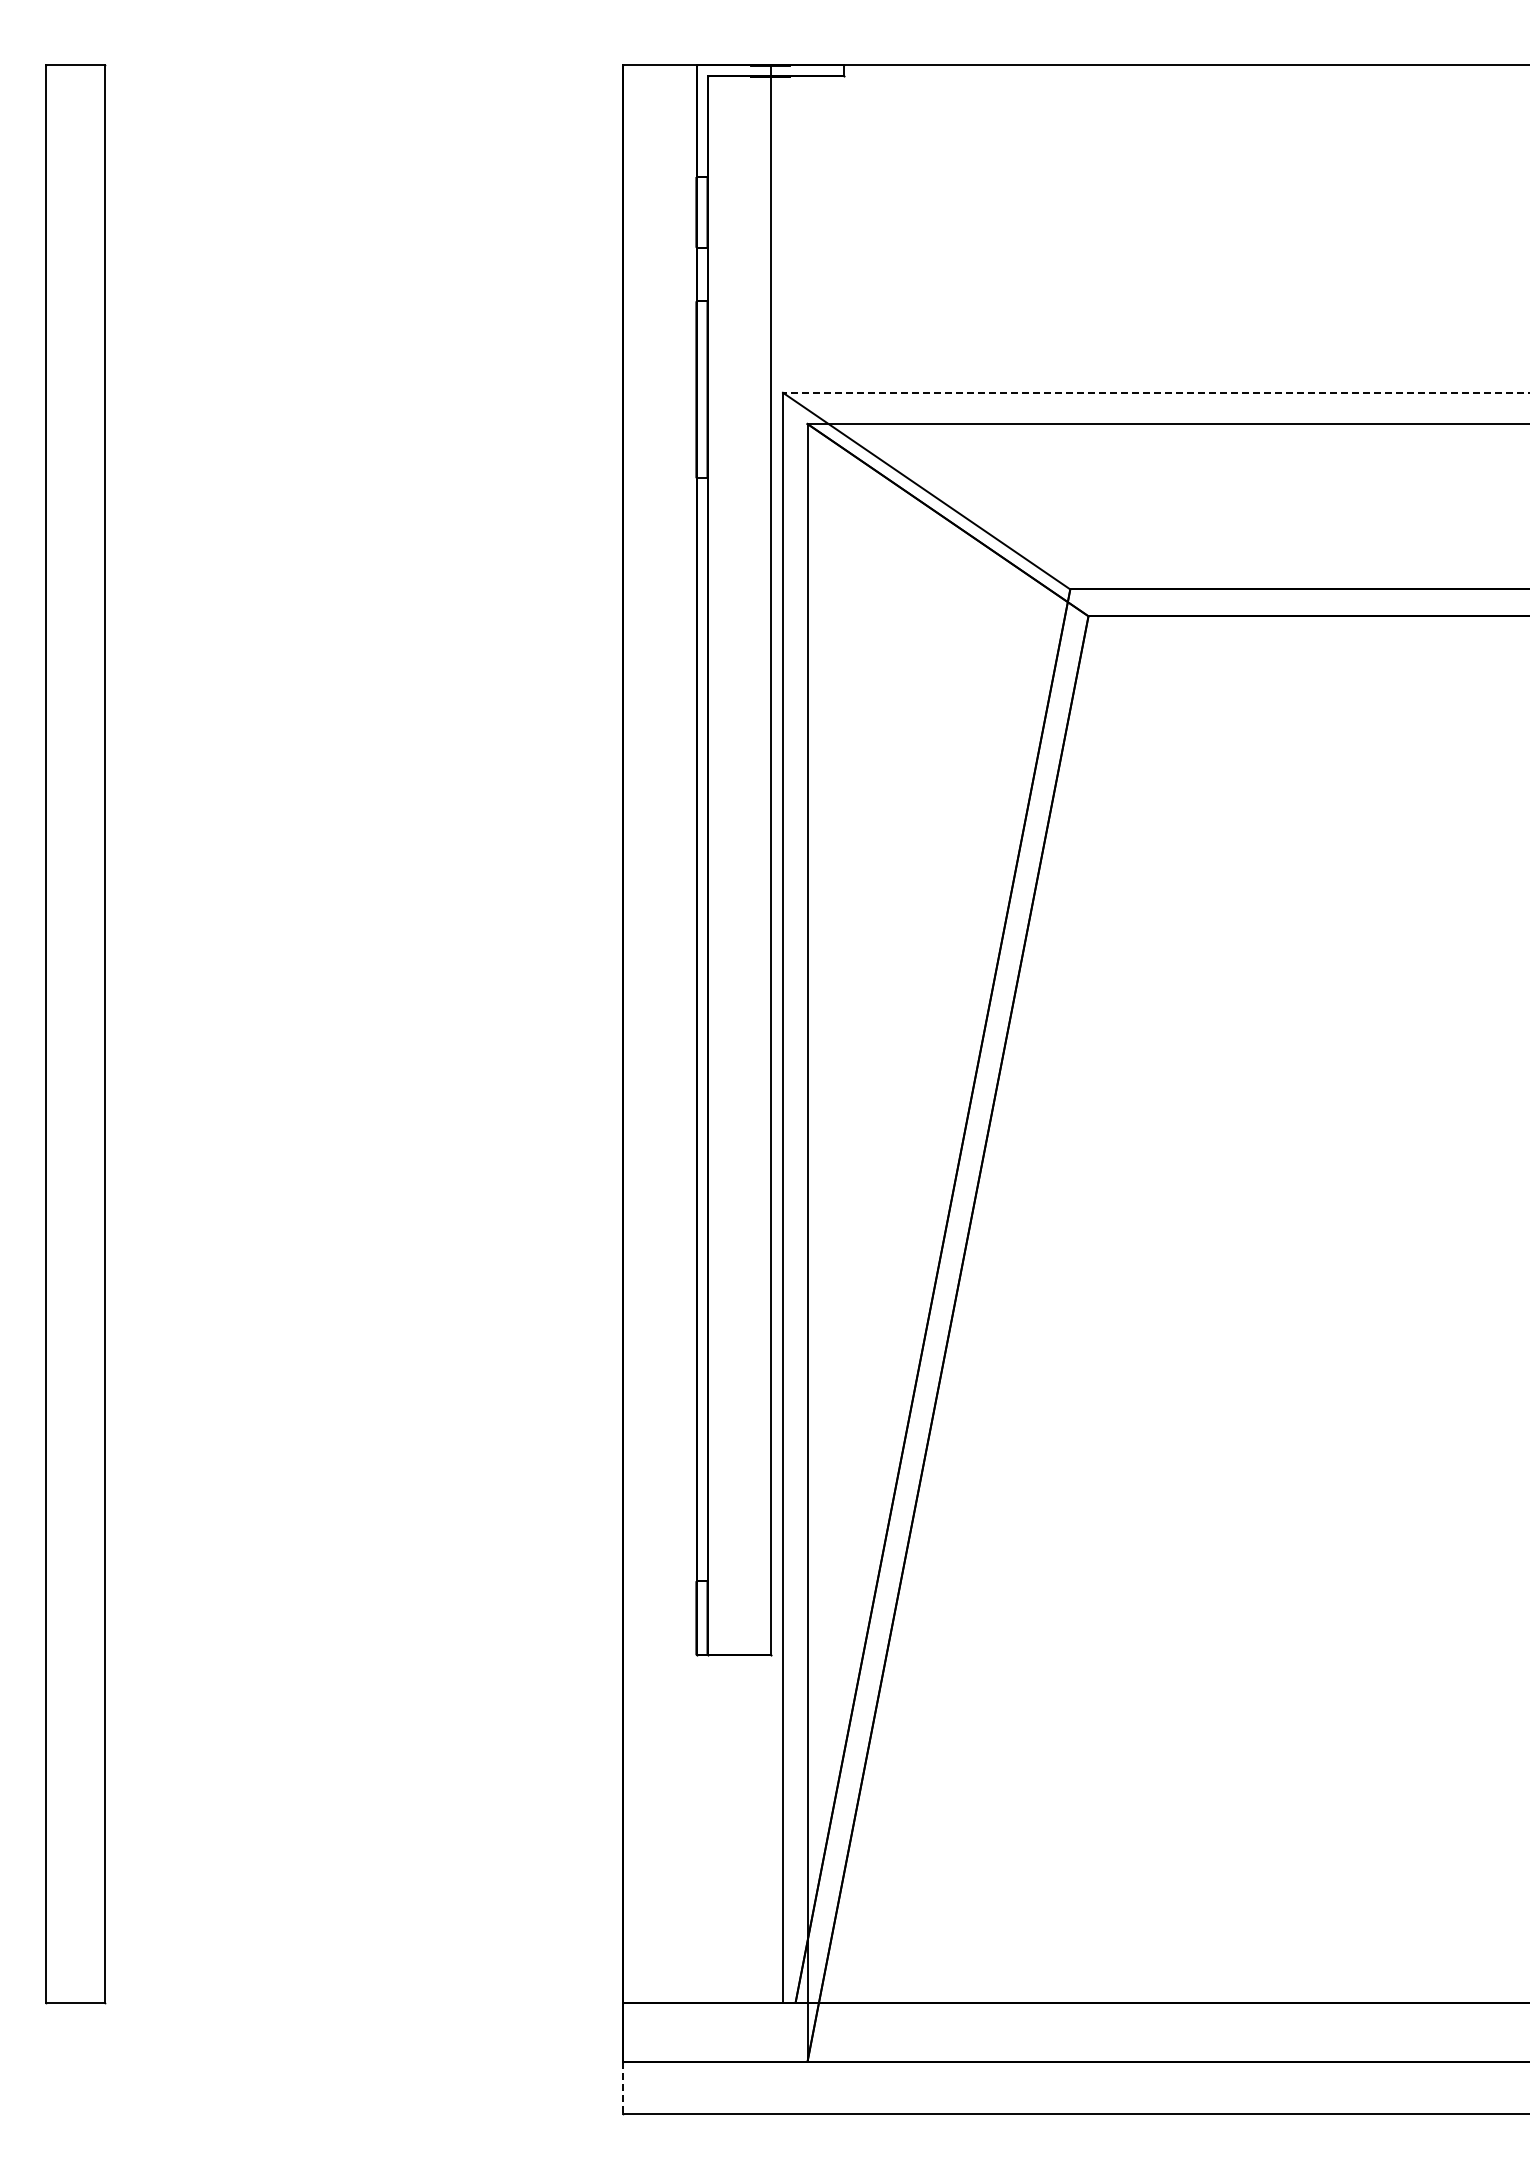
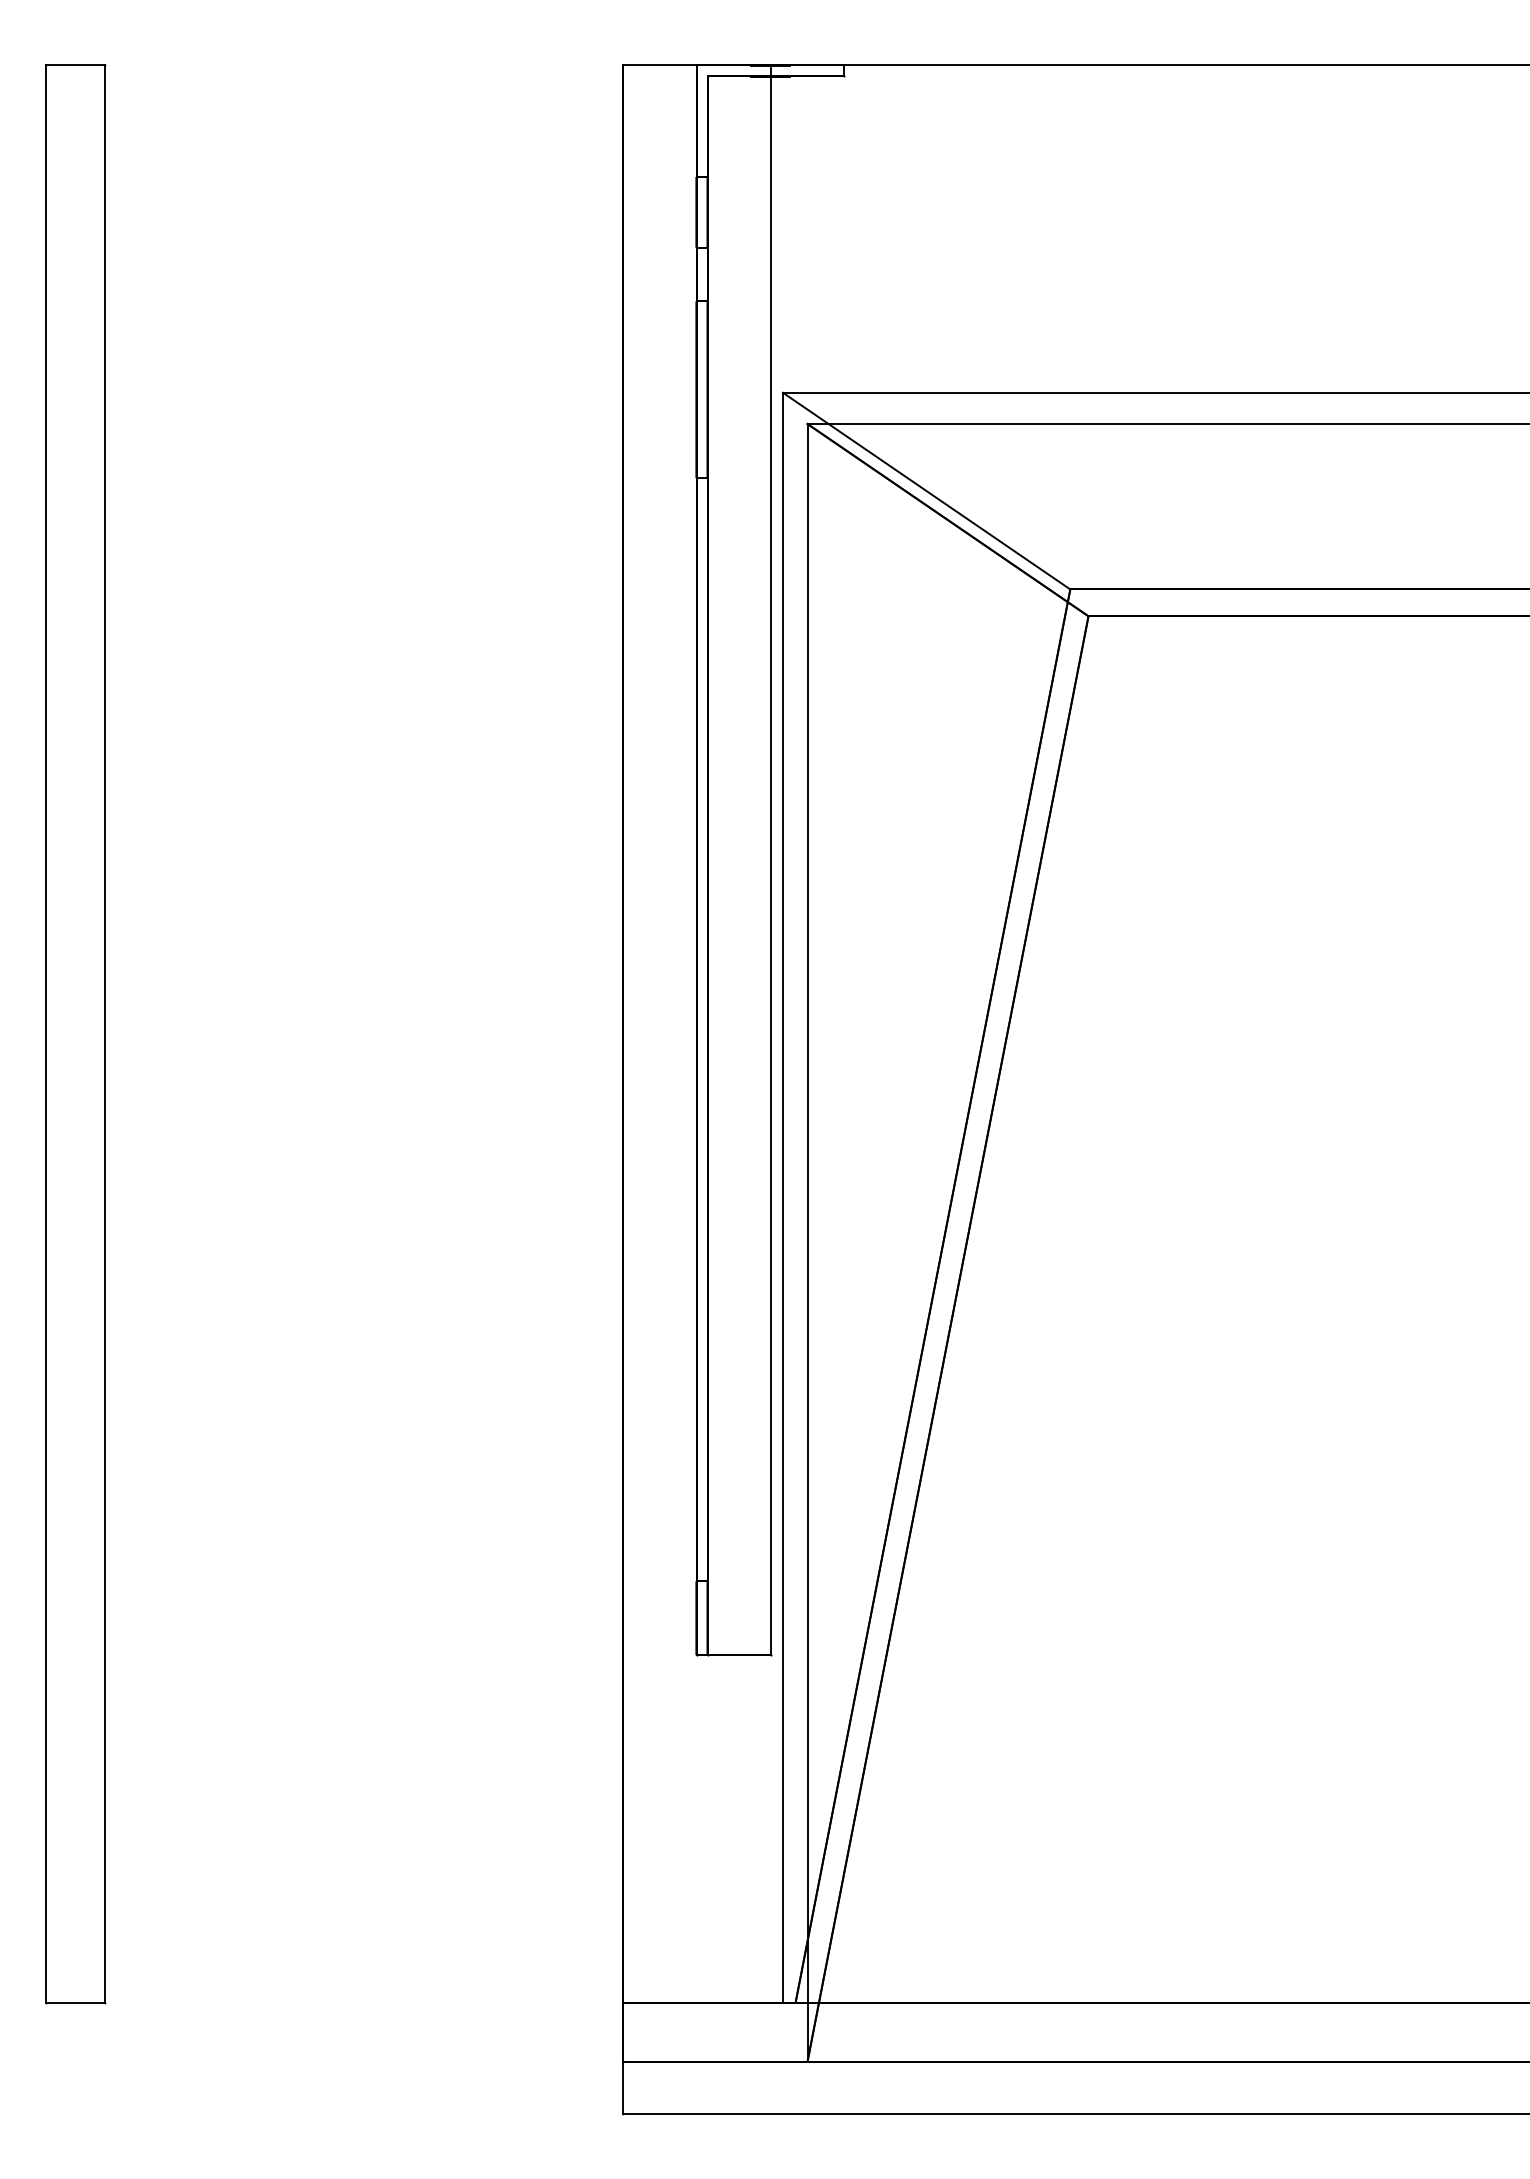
line: dashed -> solid (1155, 392)
line: dashed -> solid (622, 2087)
